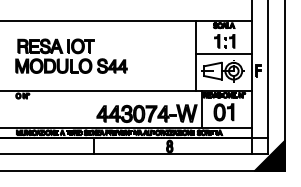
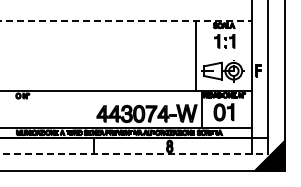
line: solid -> dashed (125, 20)
line: present -> none (223, 54)
part: present -> none (71, 55)
line: solid -> dashed (134, 154)
